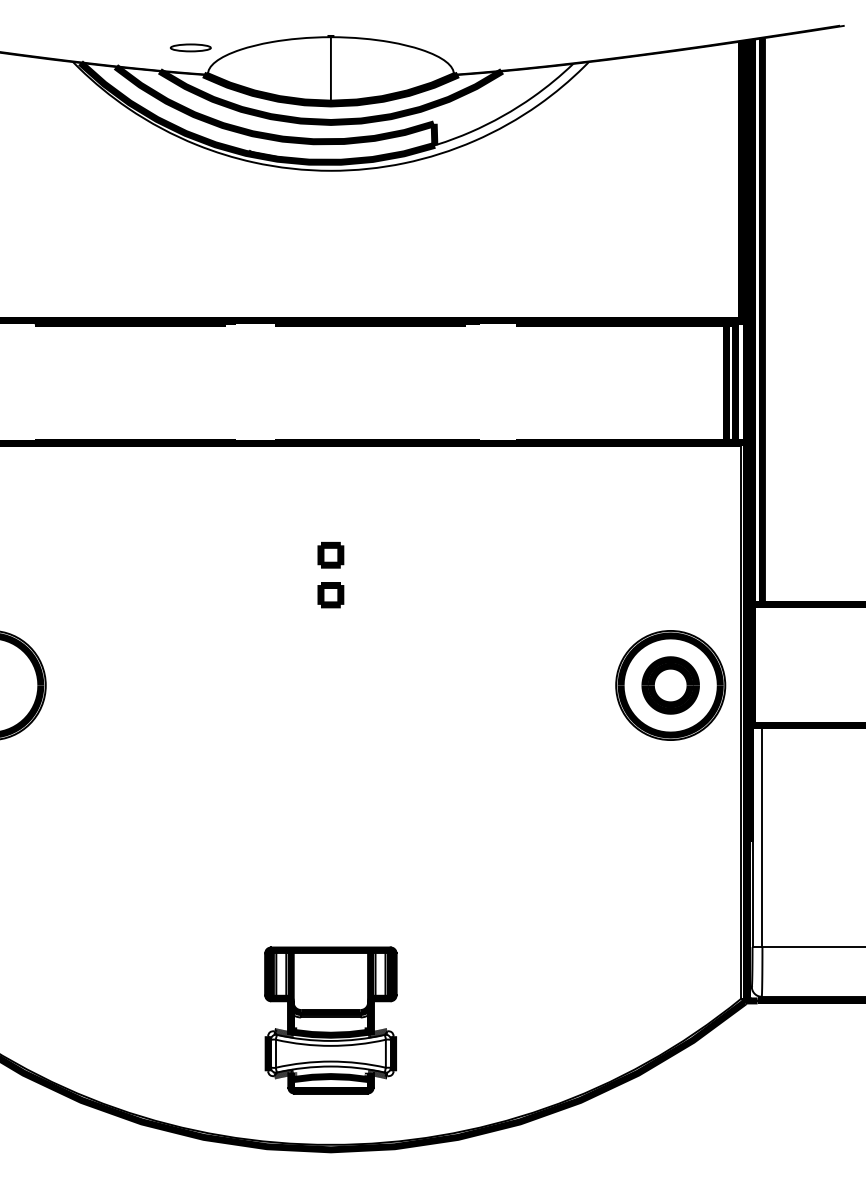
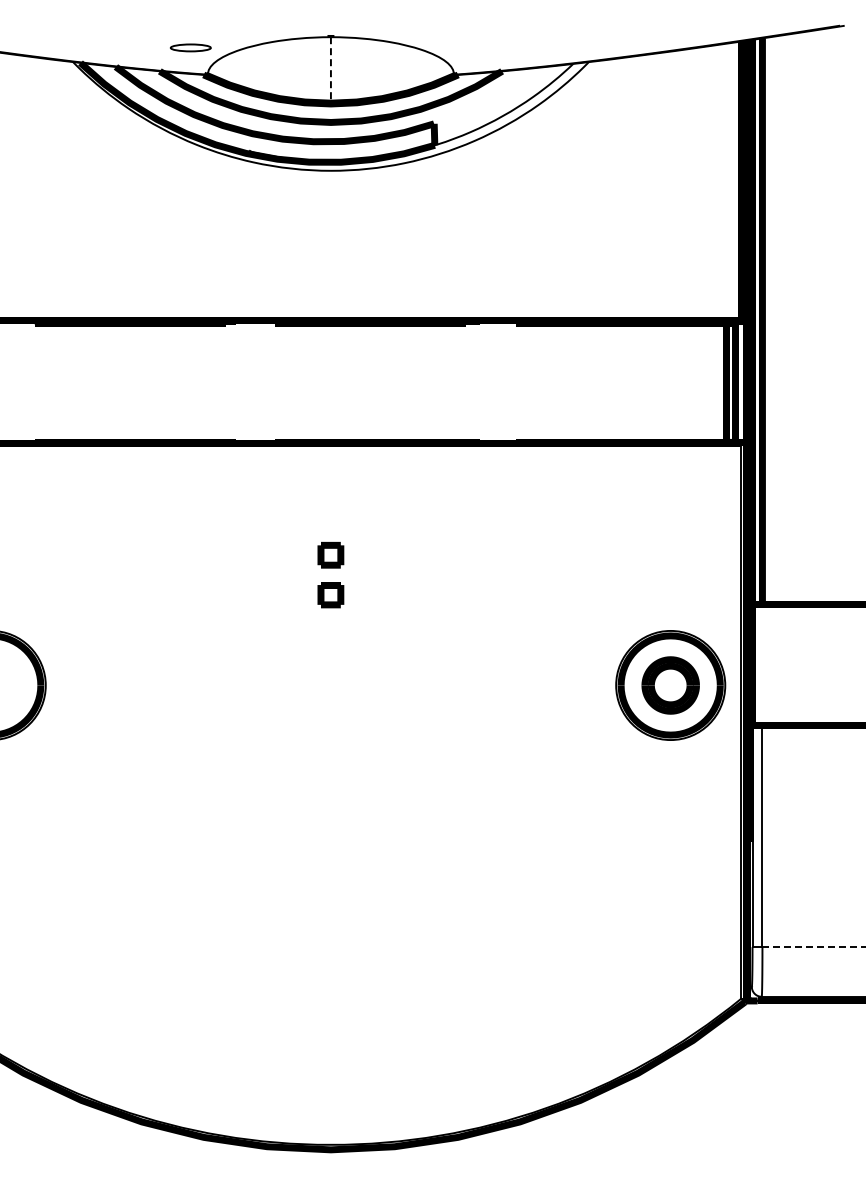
line: solid -> dashed (330, 70)
line: solid -> dashed (814, 947)
part: present -> none (330, 1020)
